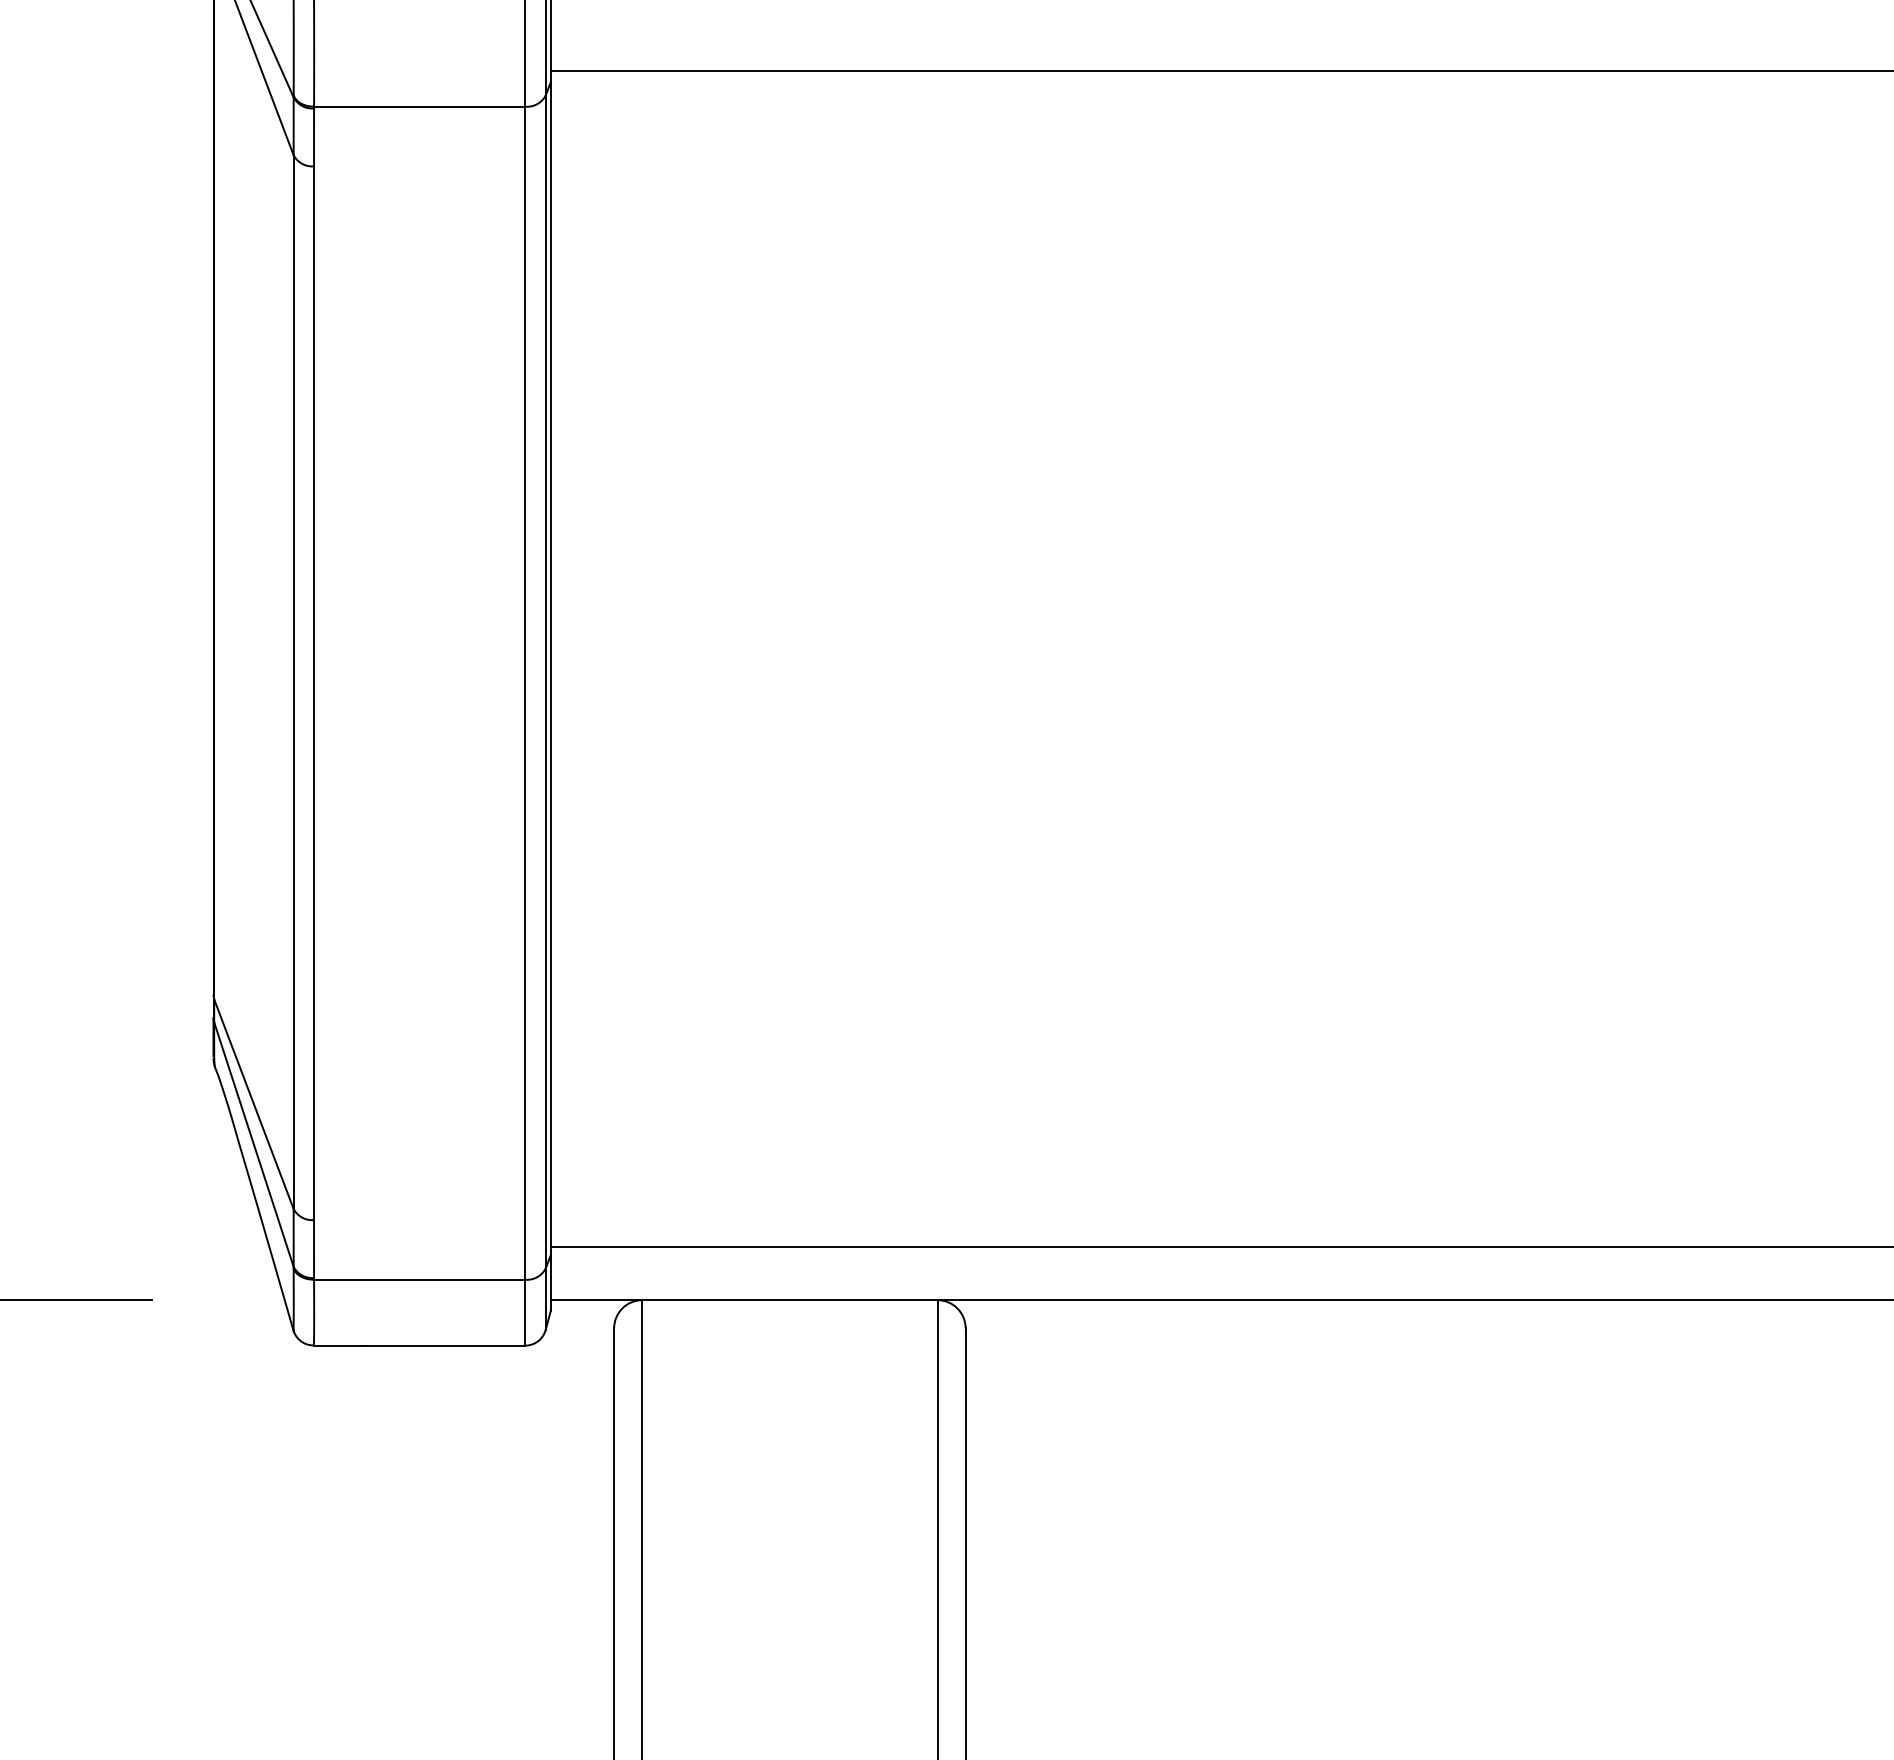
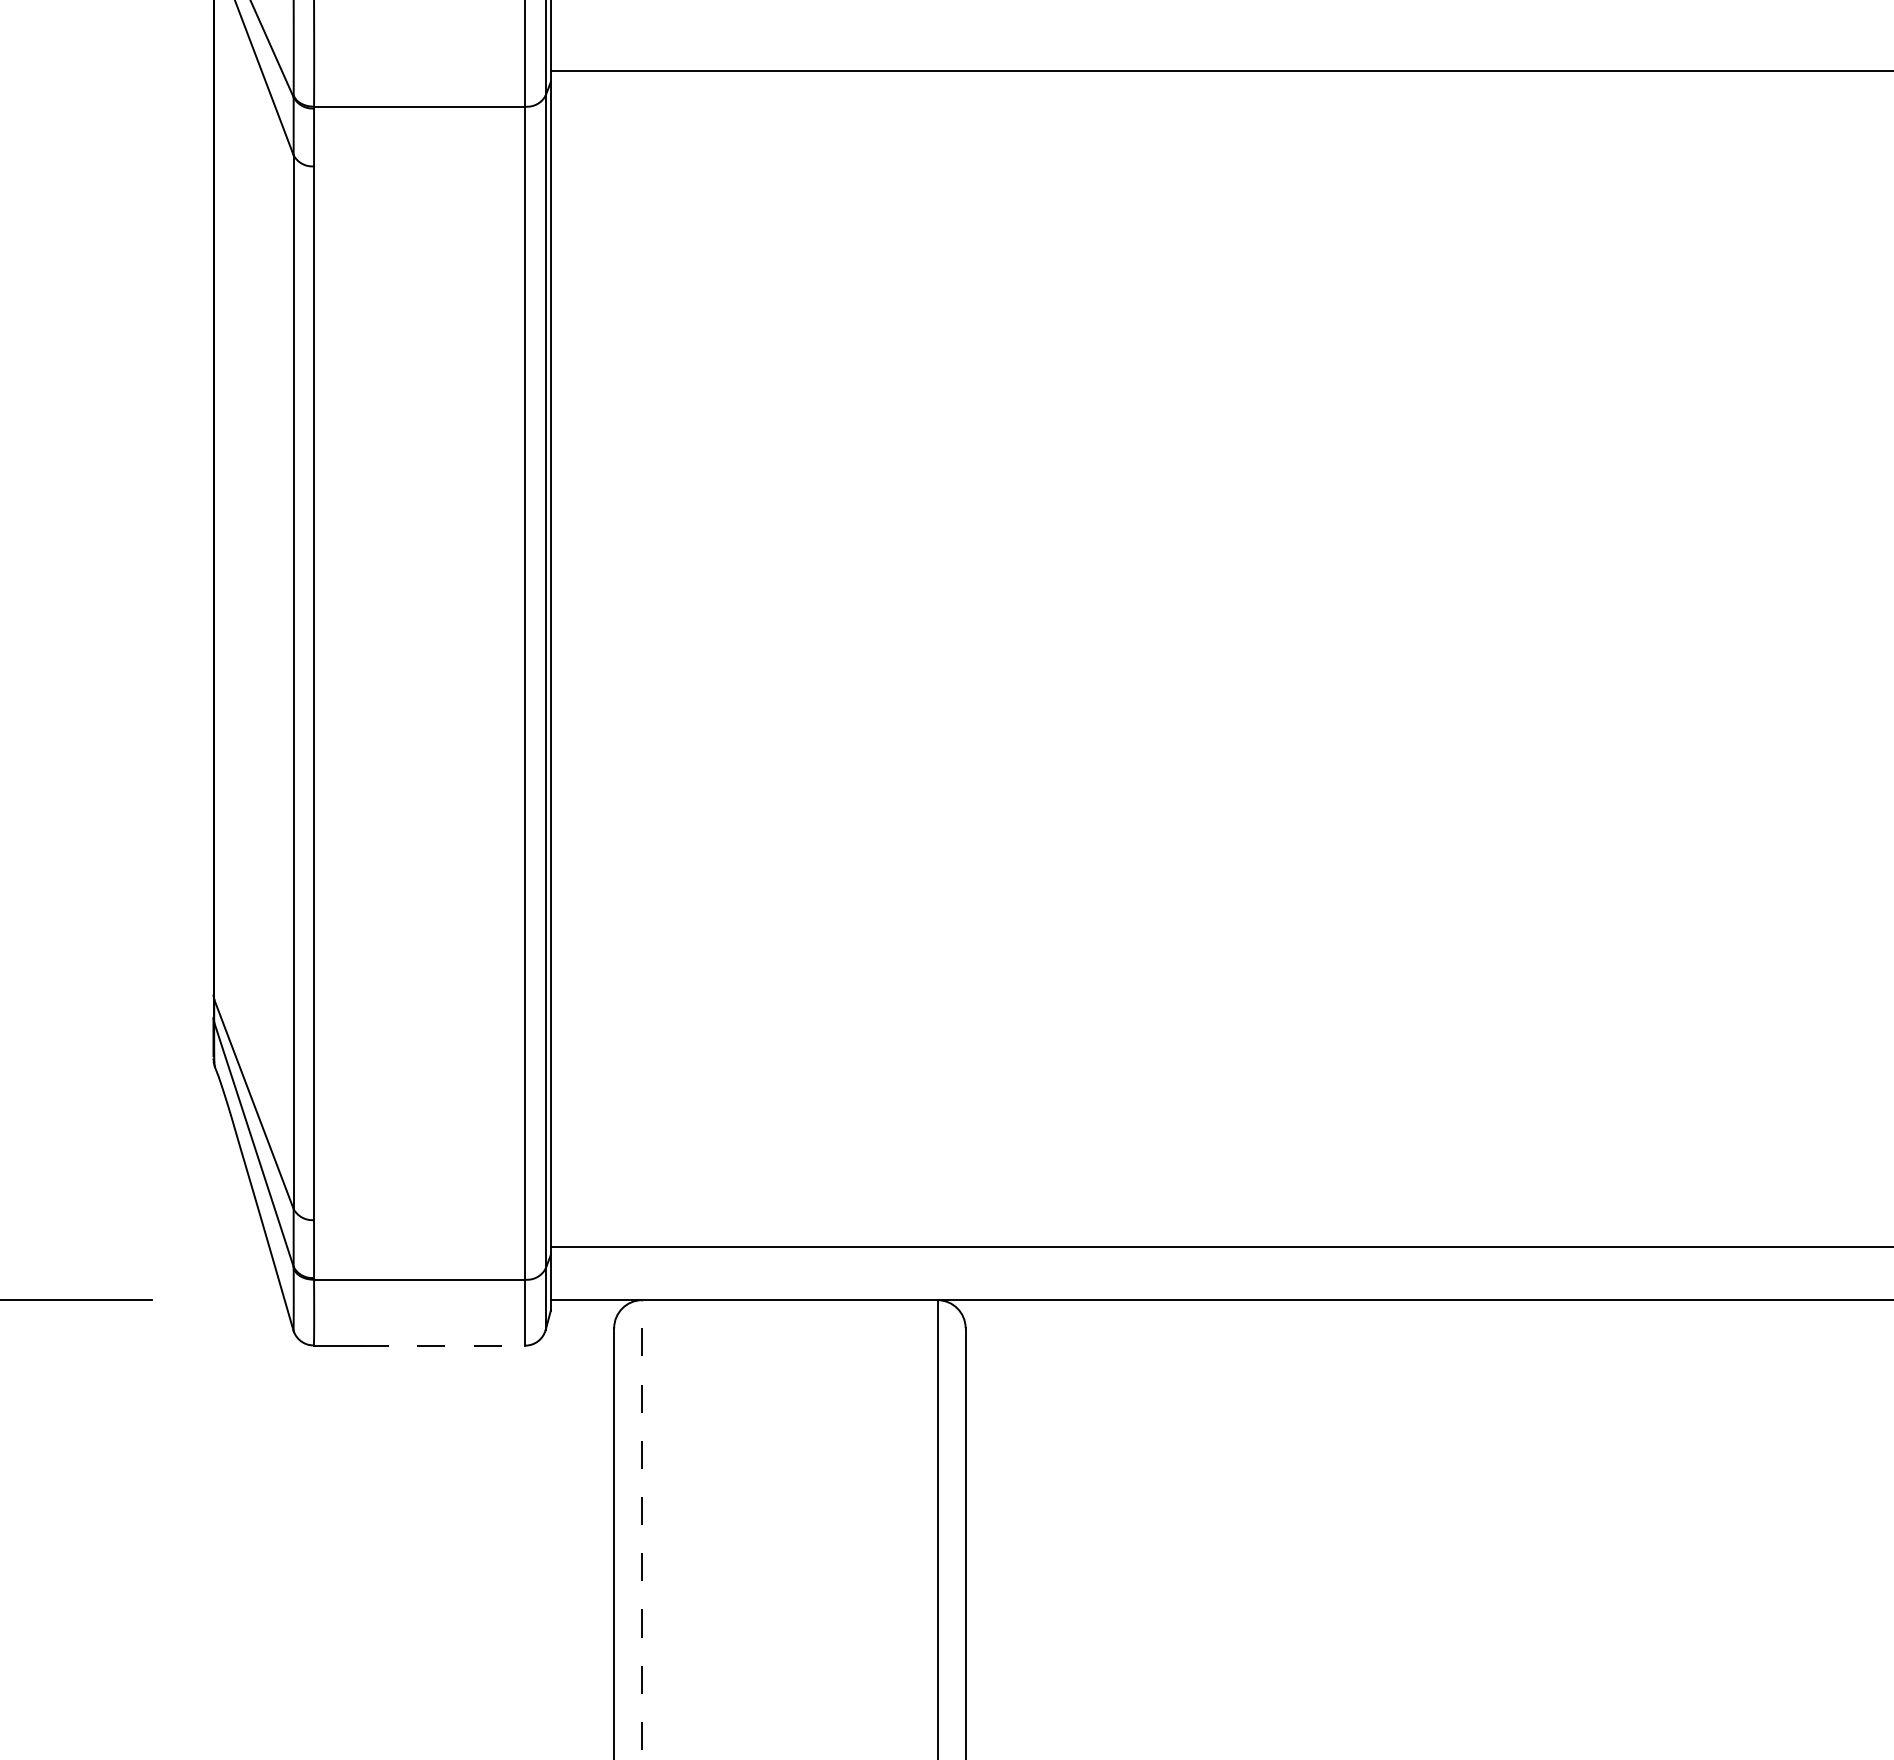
line: solid -> dashed (443, 1345)
line: solid -> dashed (642, 1529)
